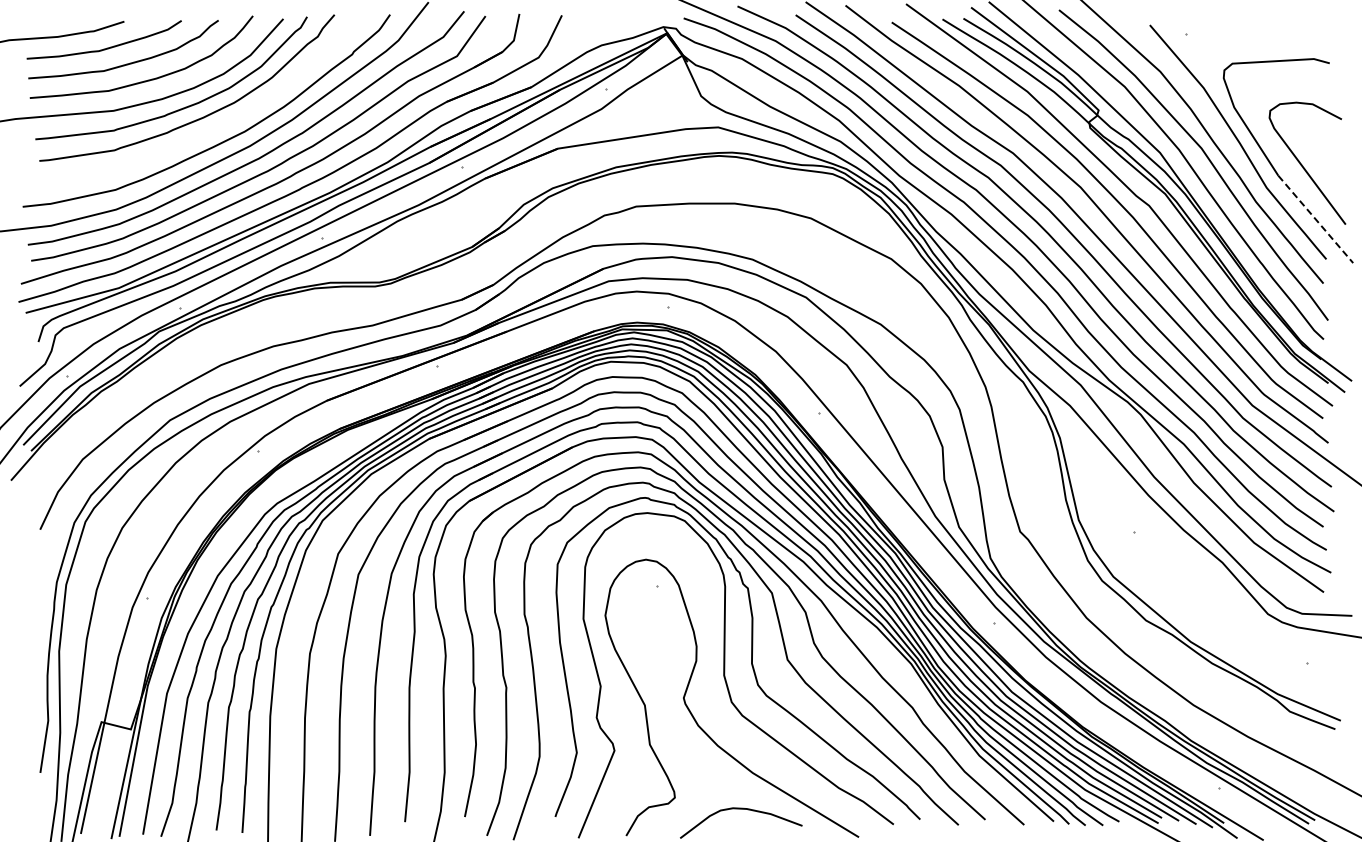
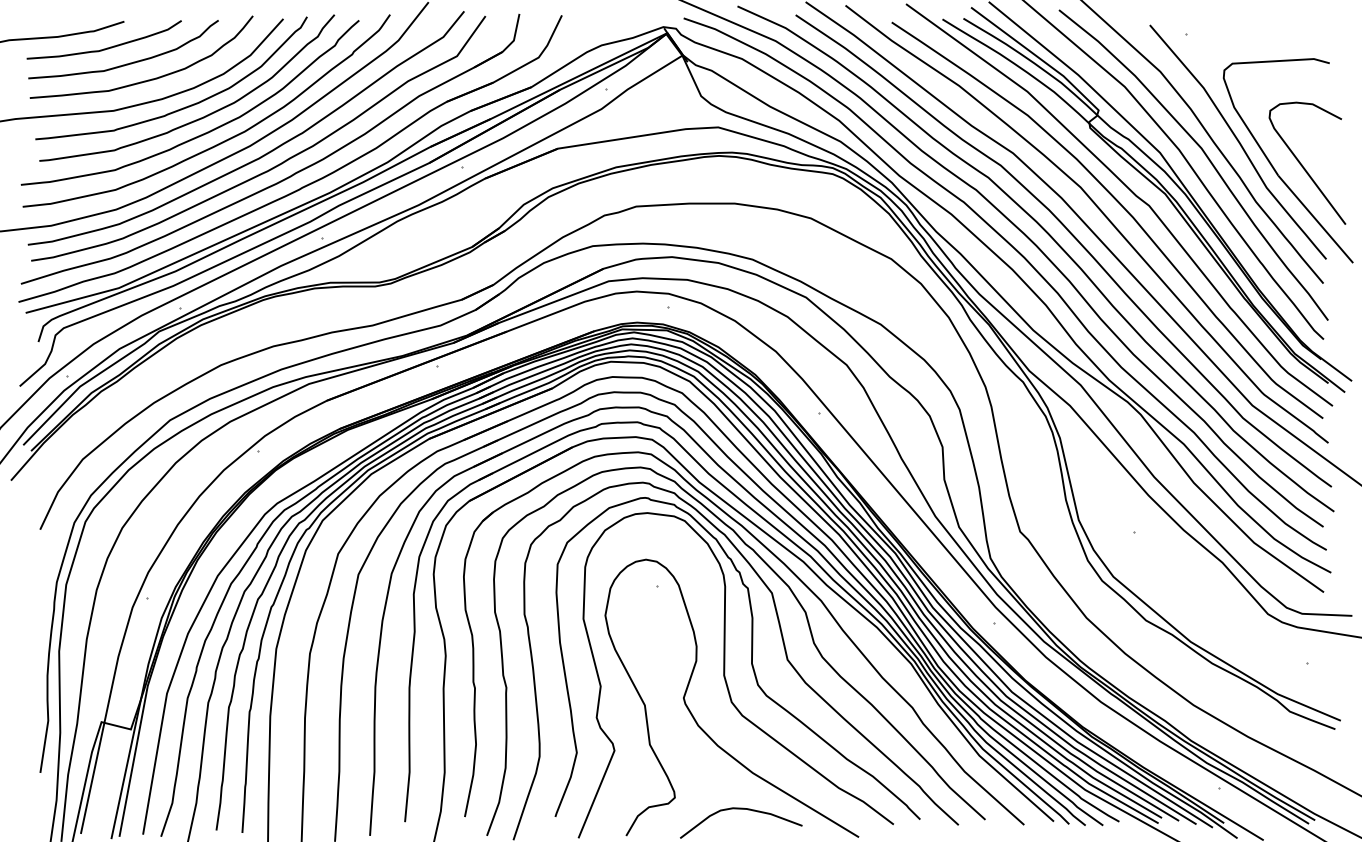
curve: none -> present (200, 134)
line: dashed -> solid (1316, 219)
